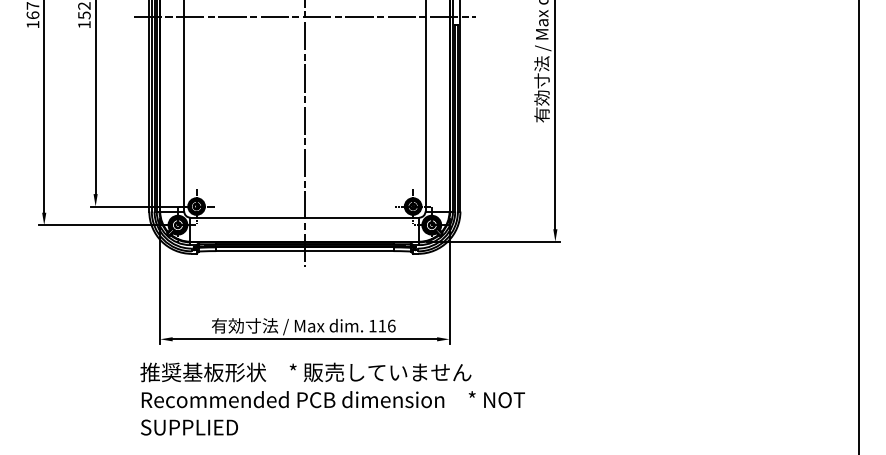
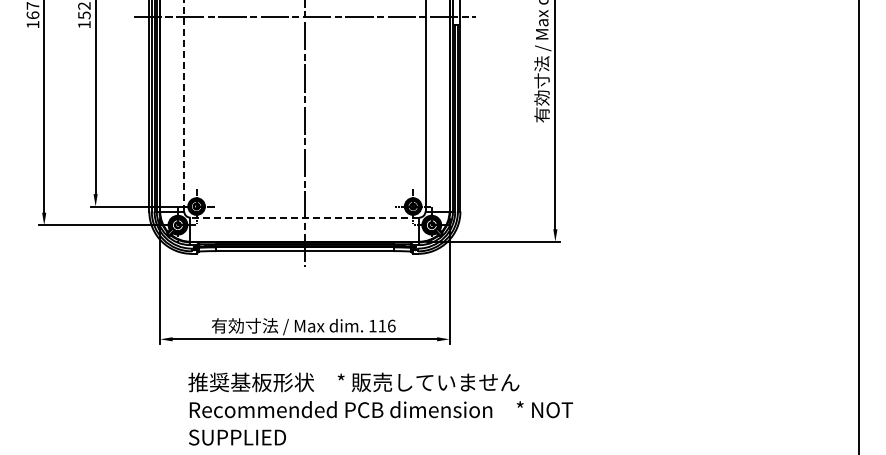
line: solid -> dashed (184, 105)
line: solid -> dashed (304, 217)
text position: (332, 398) -> (380, 408) (380, 408)
